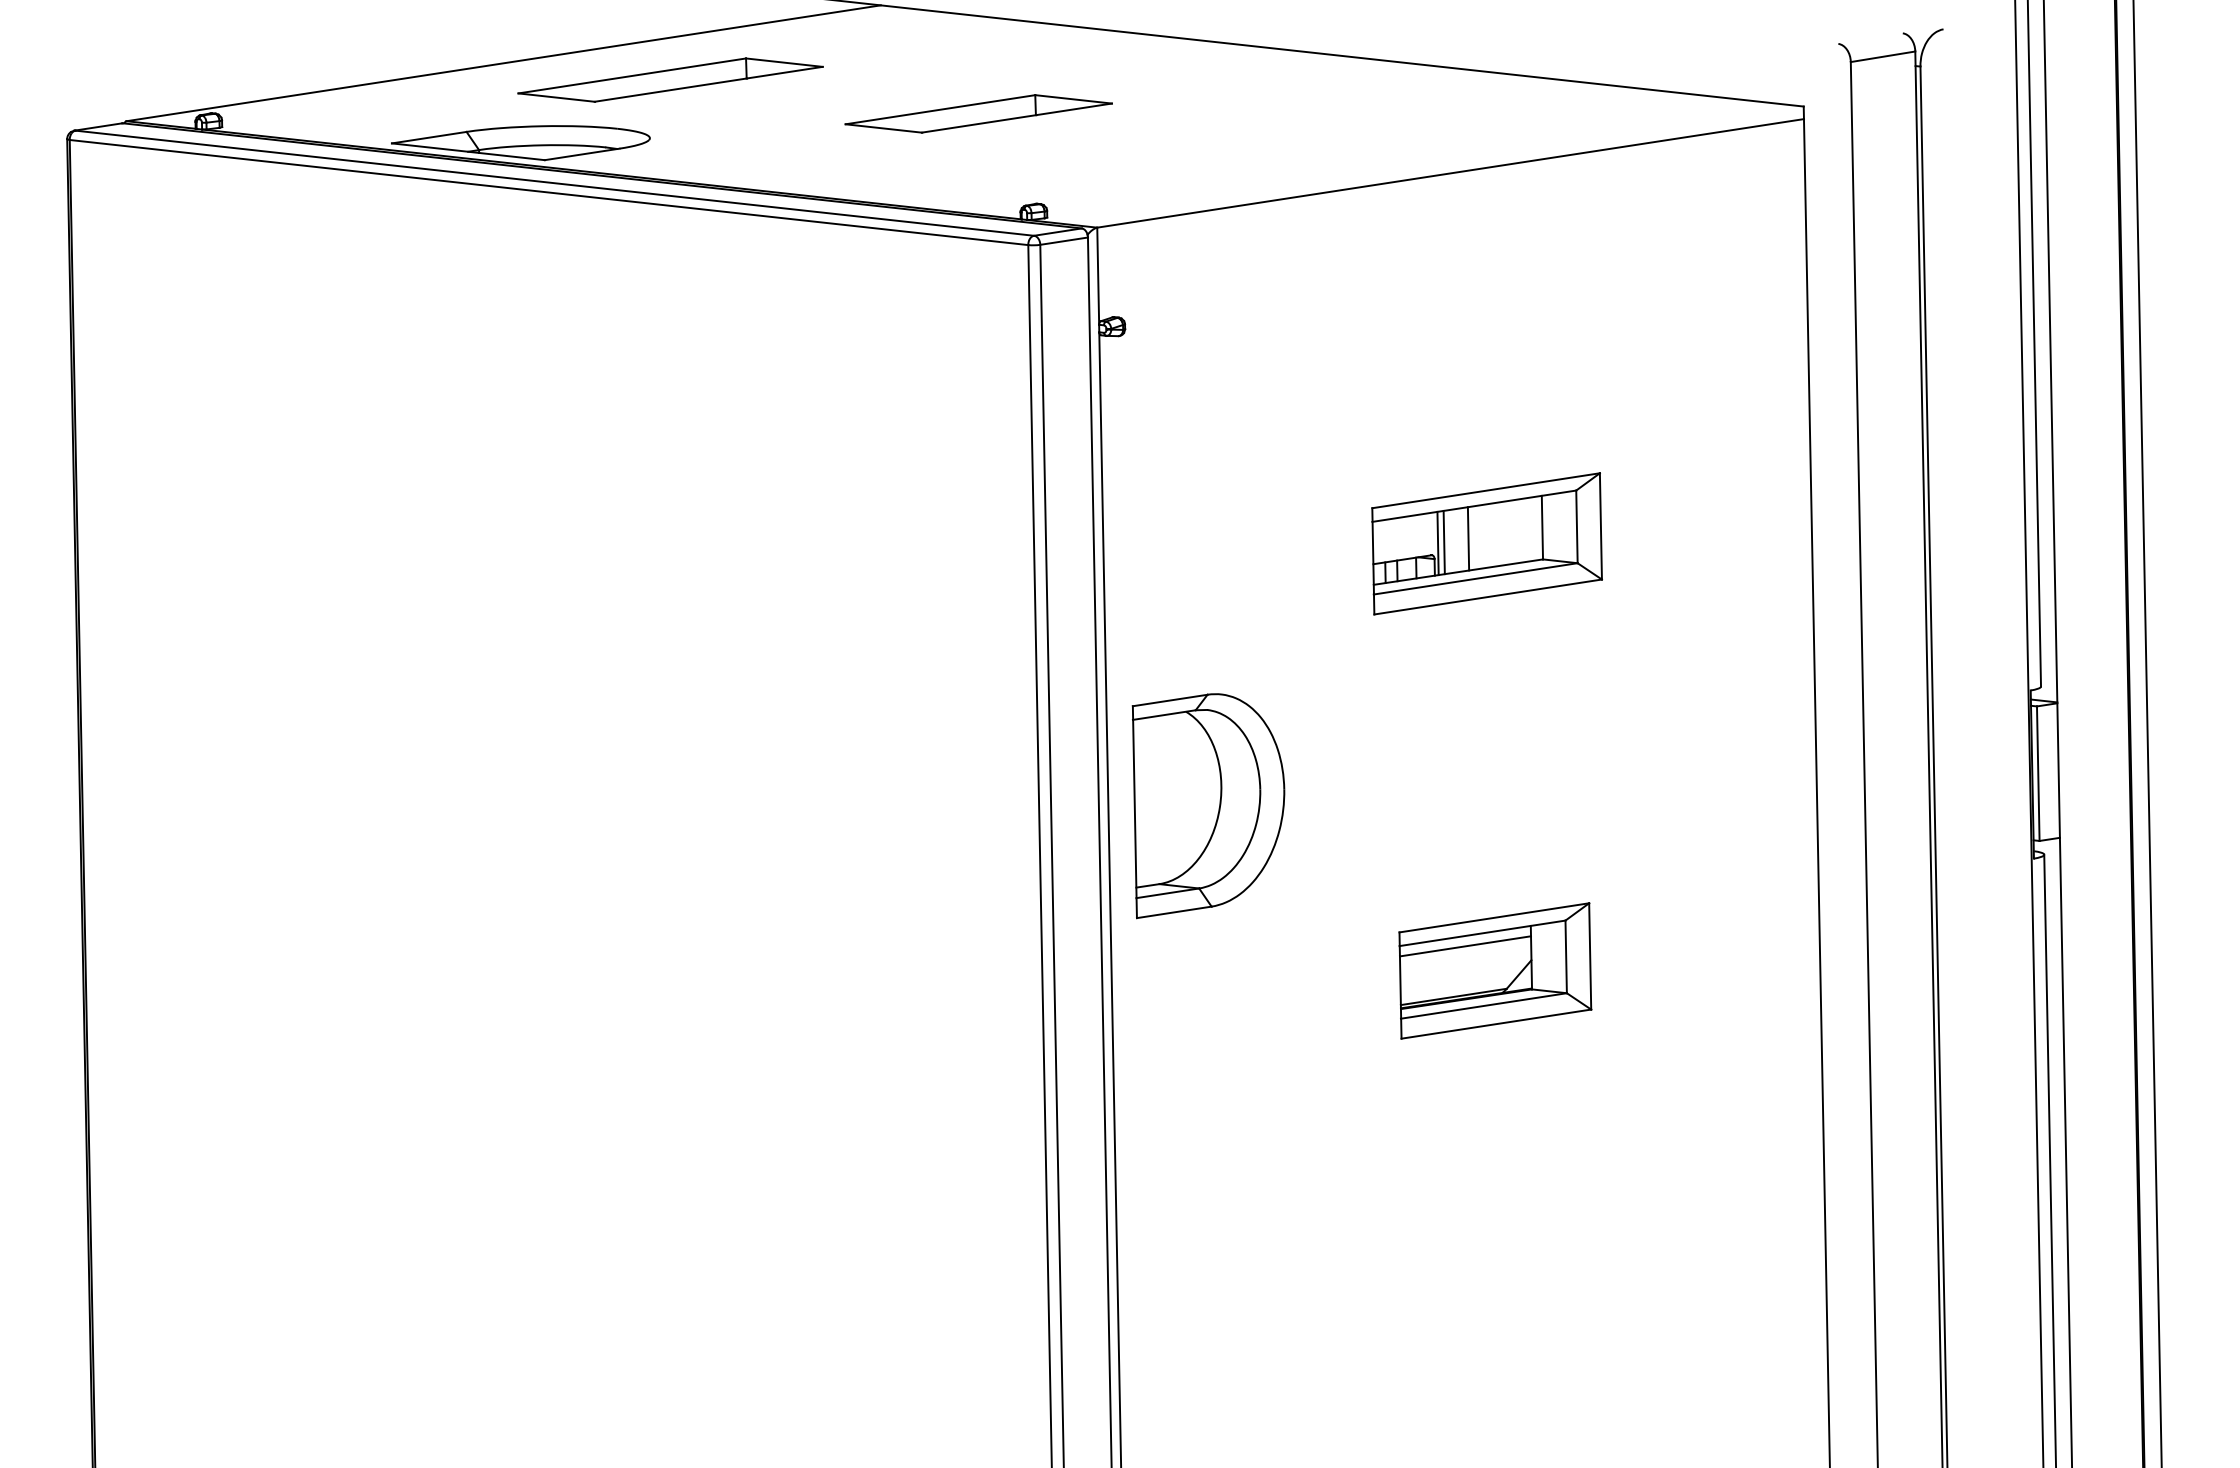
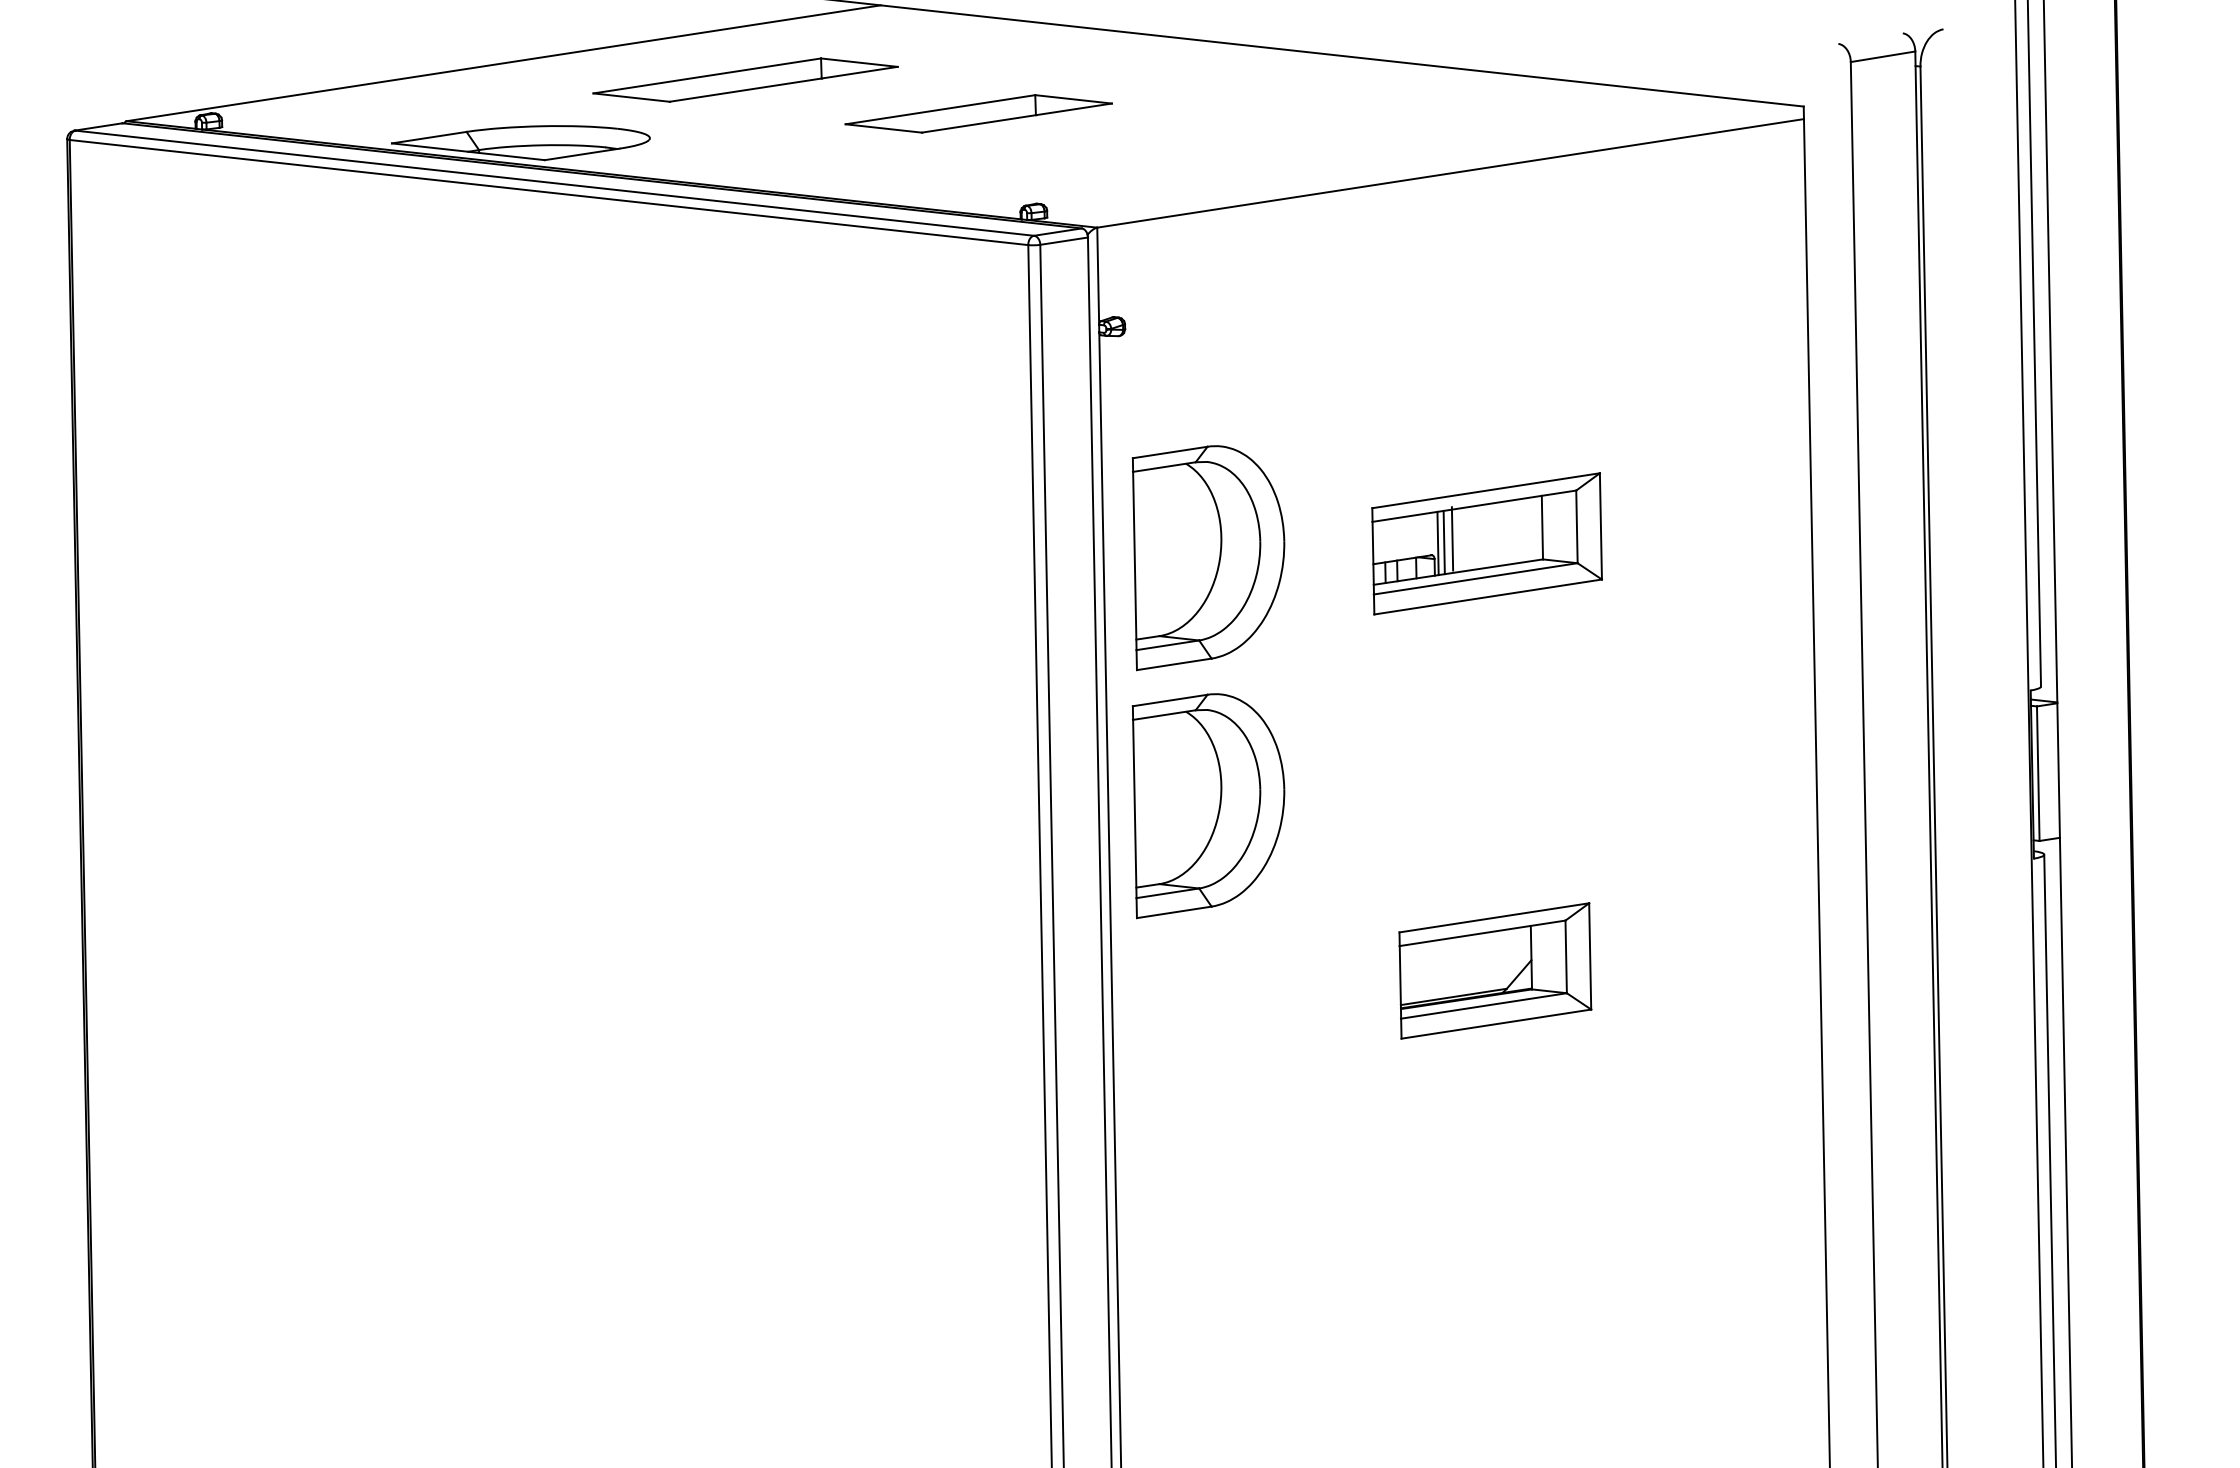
part position: (670, 79) -> (745, 79) (745, 79)
line position: (1468, 538) -> (1452, 538) (1452, 538)
part: none -> present (1208, 558)
line: present -> none (2147, 733)
line: present -> none (1465, 946)
